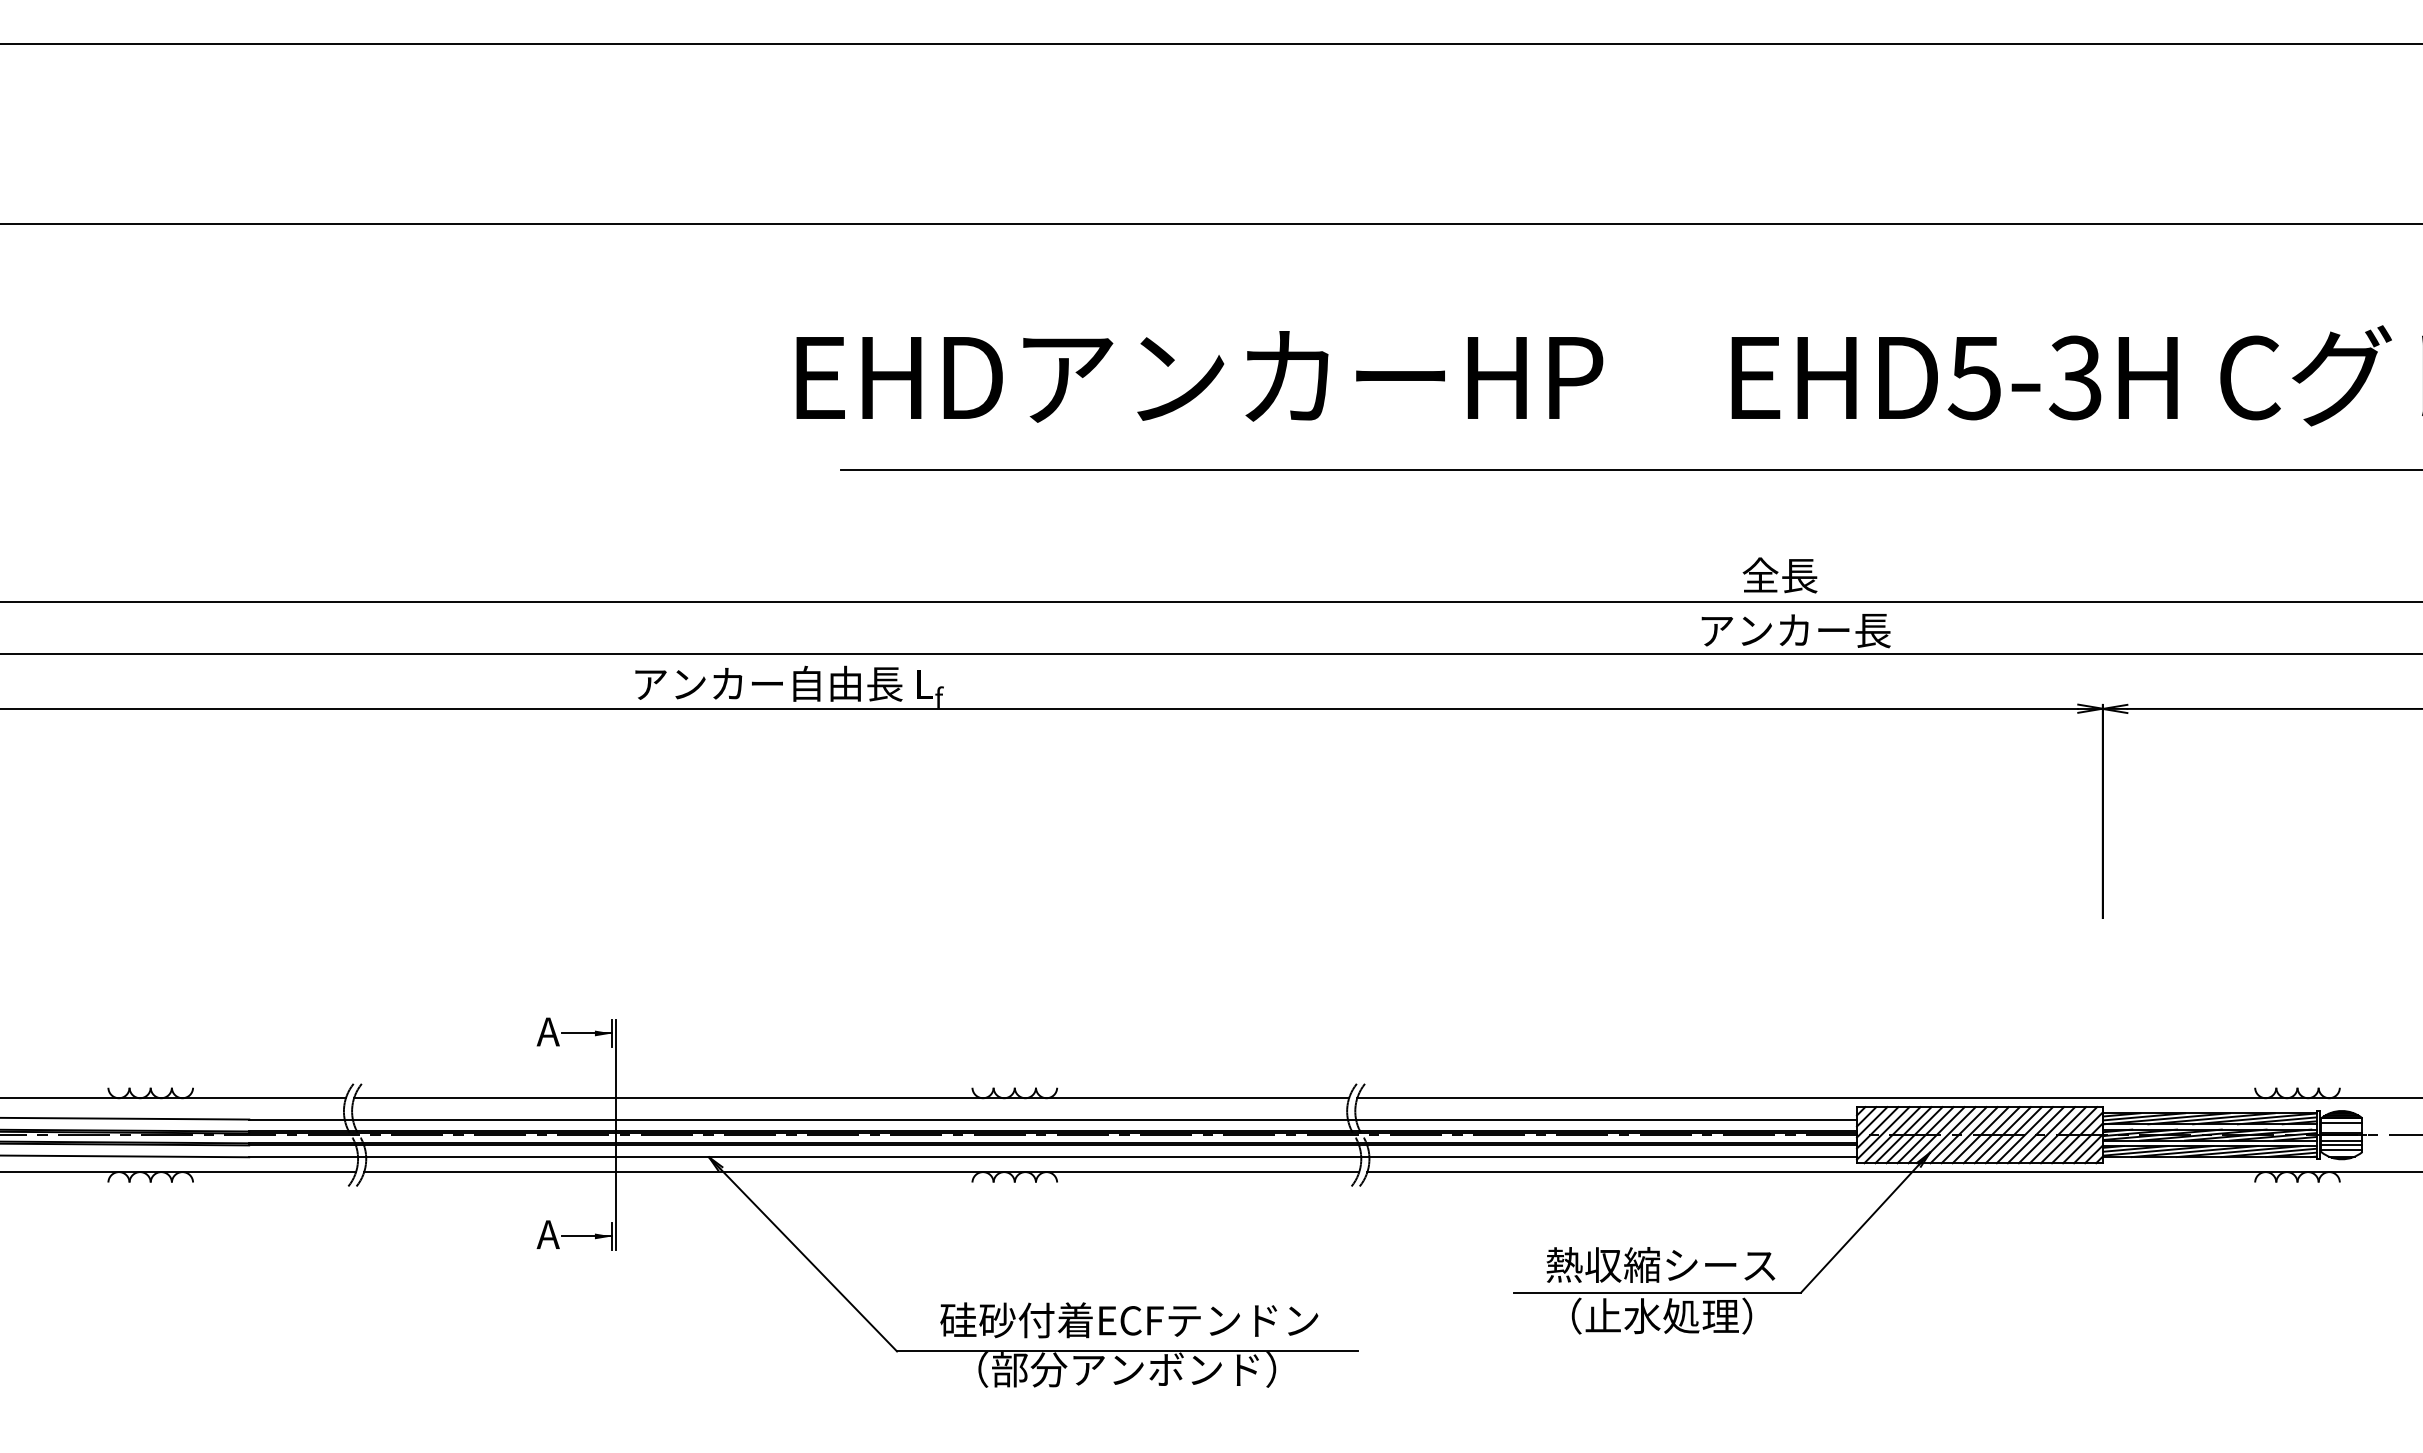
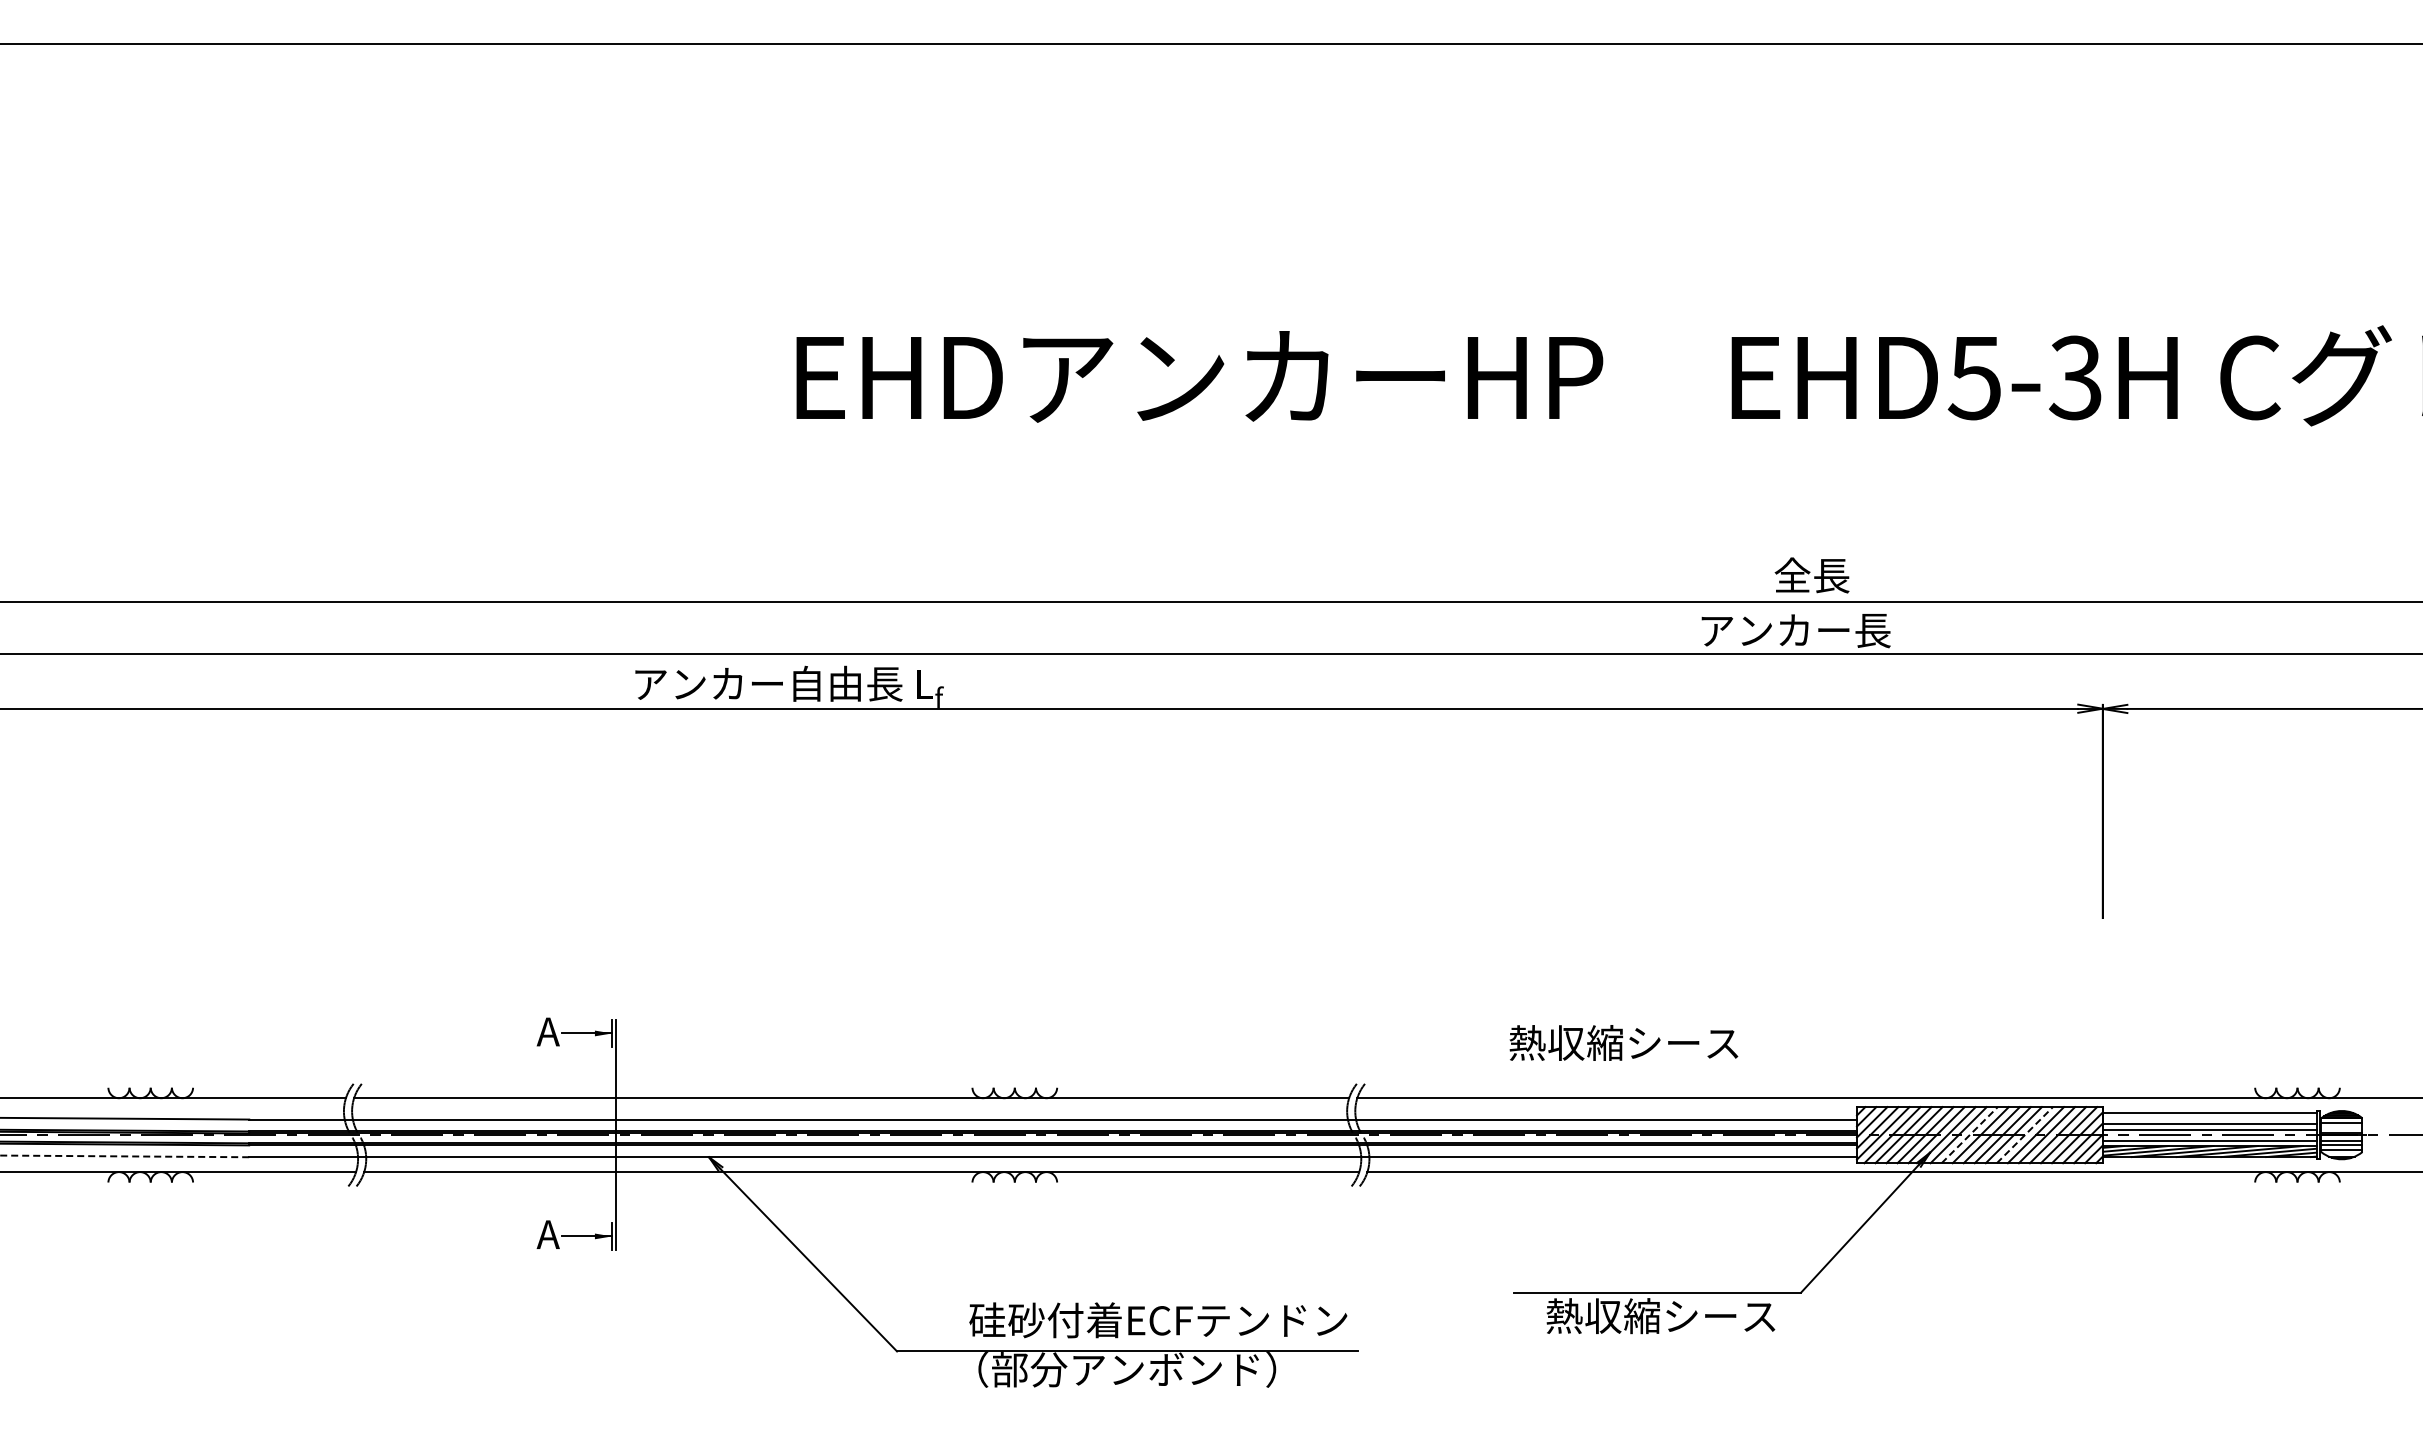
line: present -> none (1210, 224)
line: present -> none (1629, 469)
text position: (1779, 575) -> (1811, 575) (1811, 575)
hatch: present -> none (2209, 1118)
hatch: present -> none (2209, 1134)
line: solid -> dashed (1969, 1135)
line: solid -> dashed (2024, 1135)
line: solid -> dashed (124, 1156)
text position: (1660, 1264) -> (1623, 1042) (1623, 1042)
text: （止水処理） -> 熱収縮シース (1660, 1315)
text position: (1129, 1320) -> (1158, 1320) (1158, 1320)
